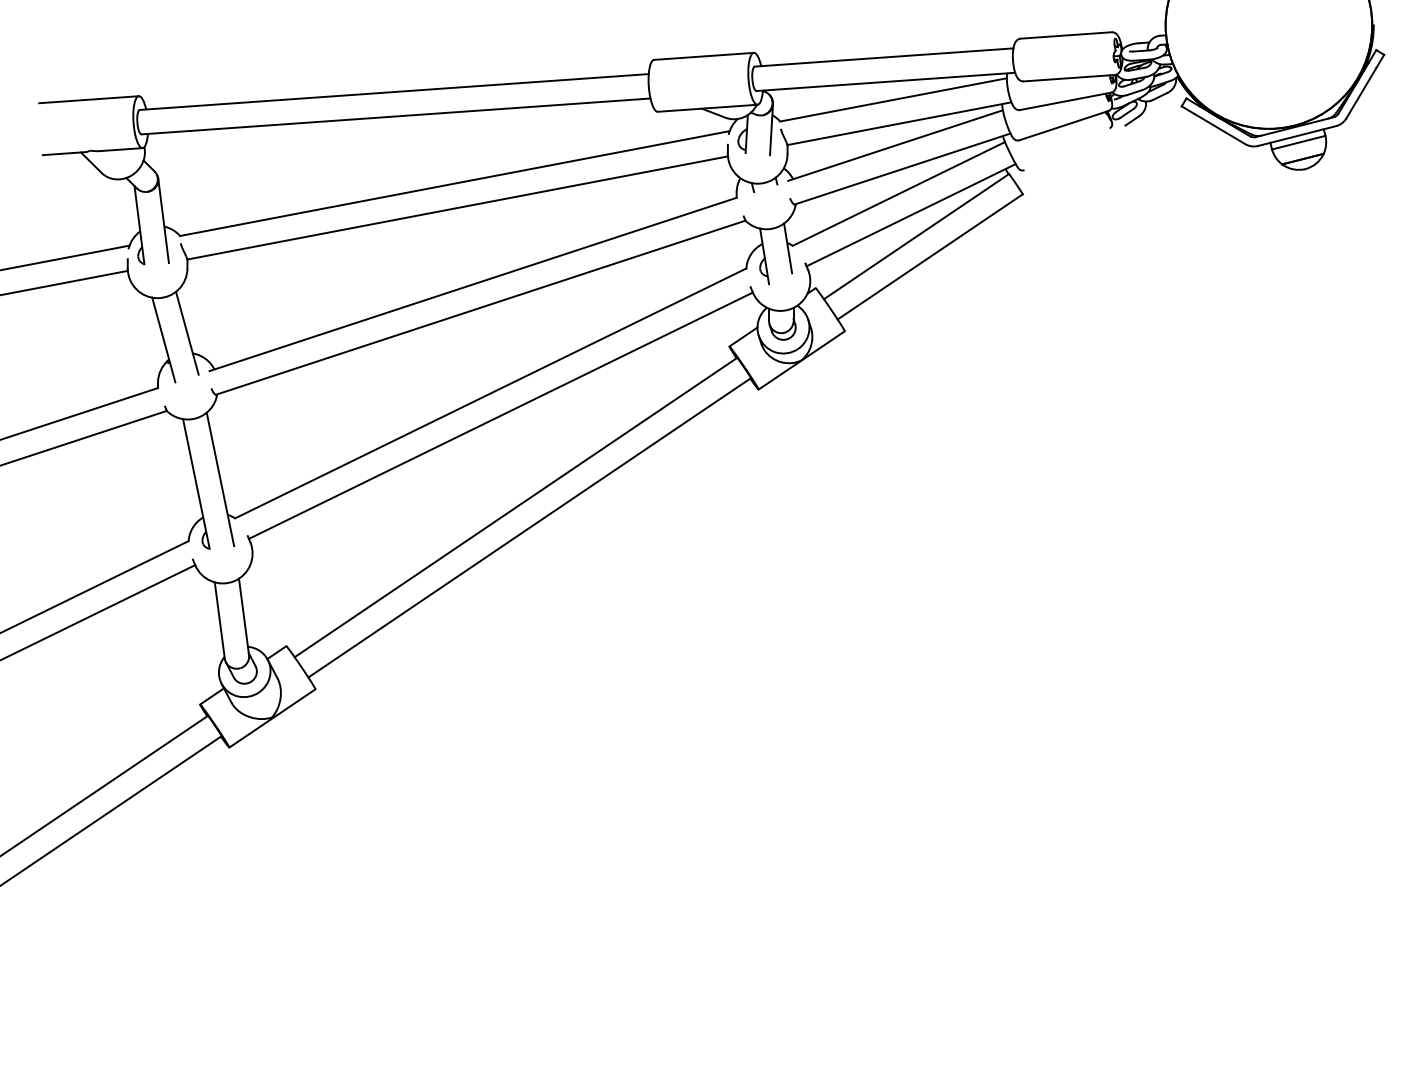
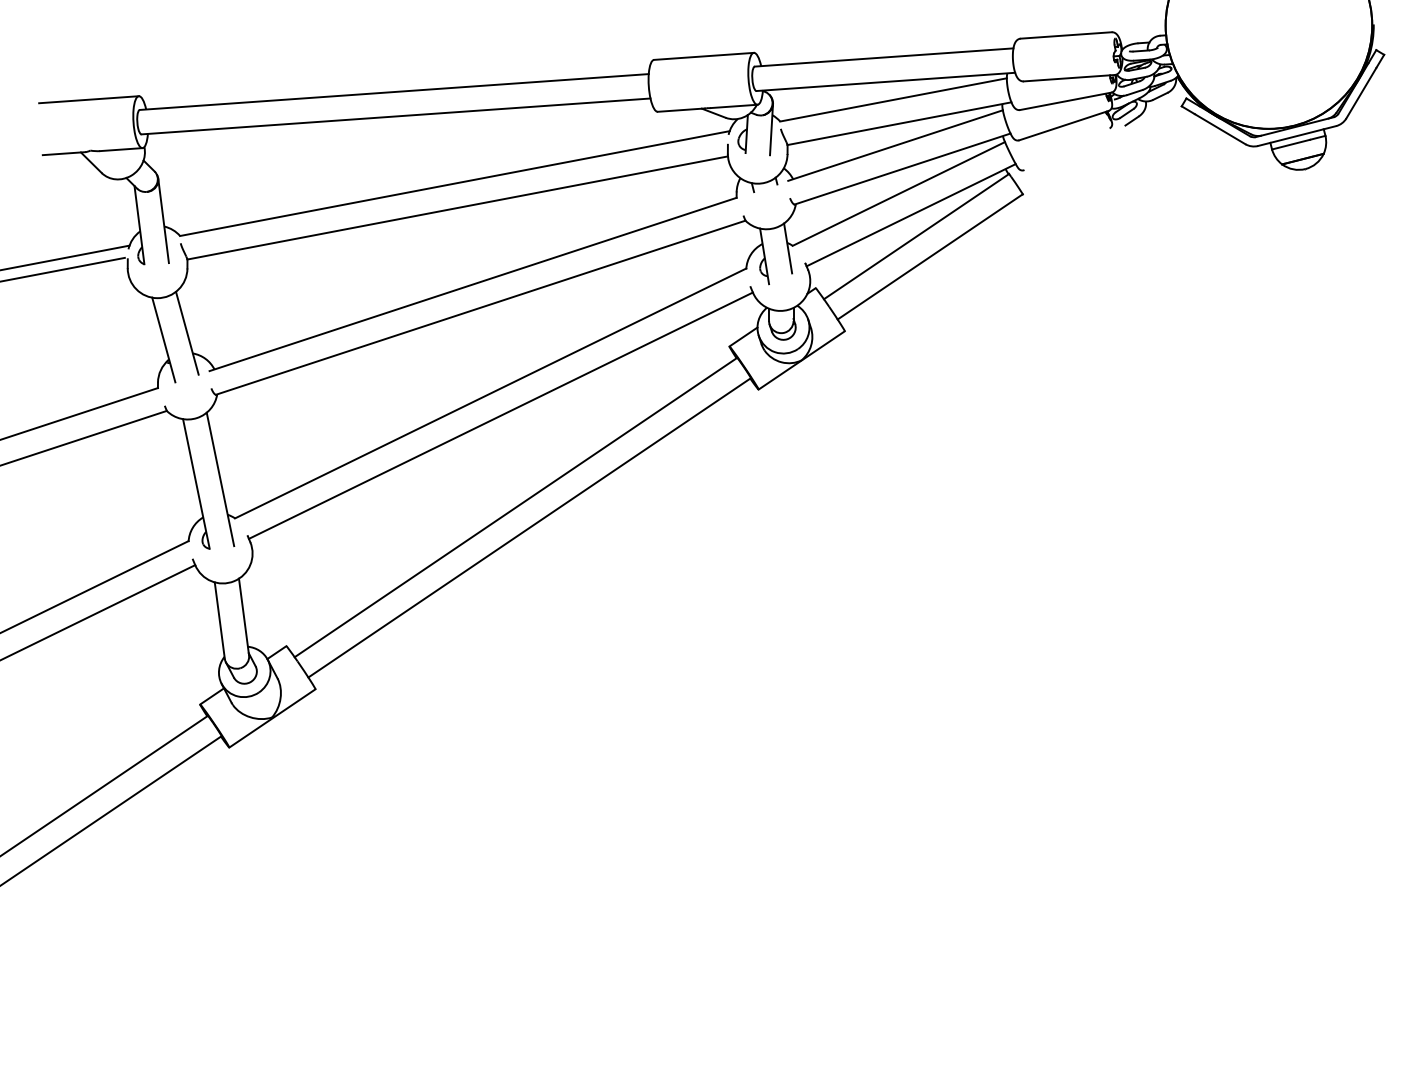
line position: (64, 282) -> (63, 269) (63, 269)
